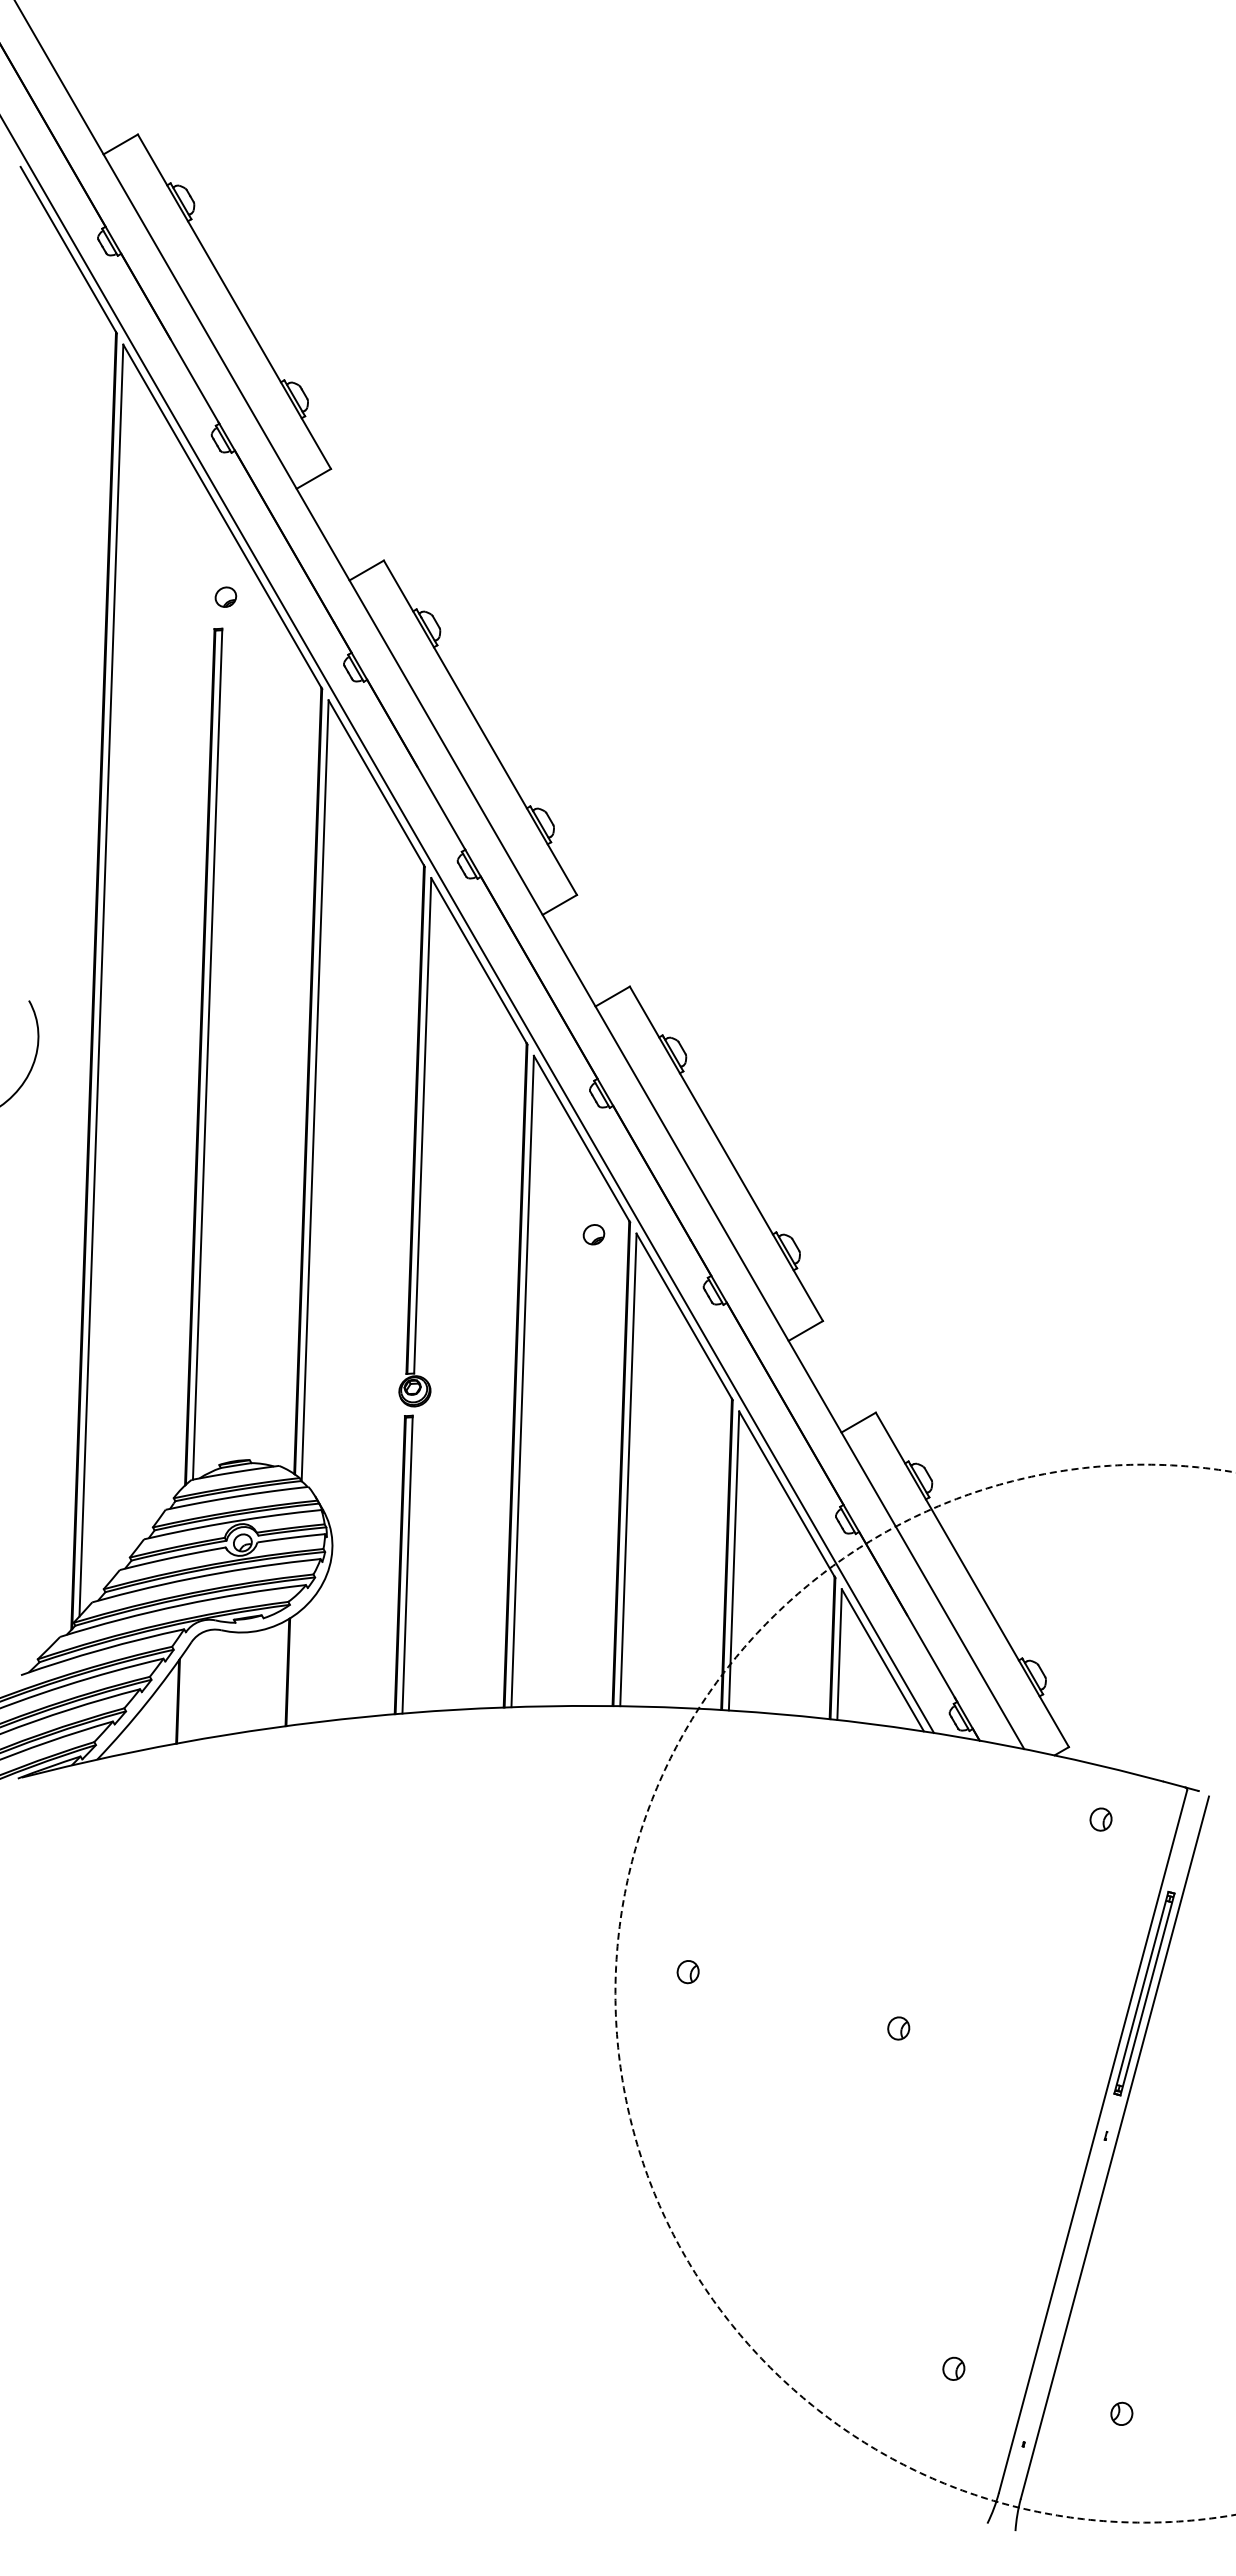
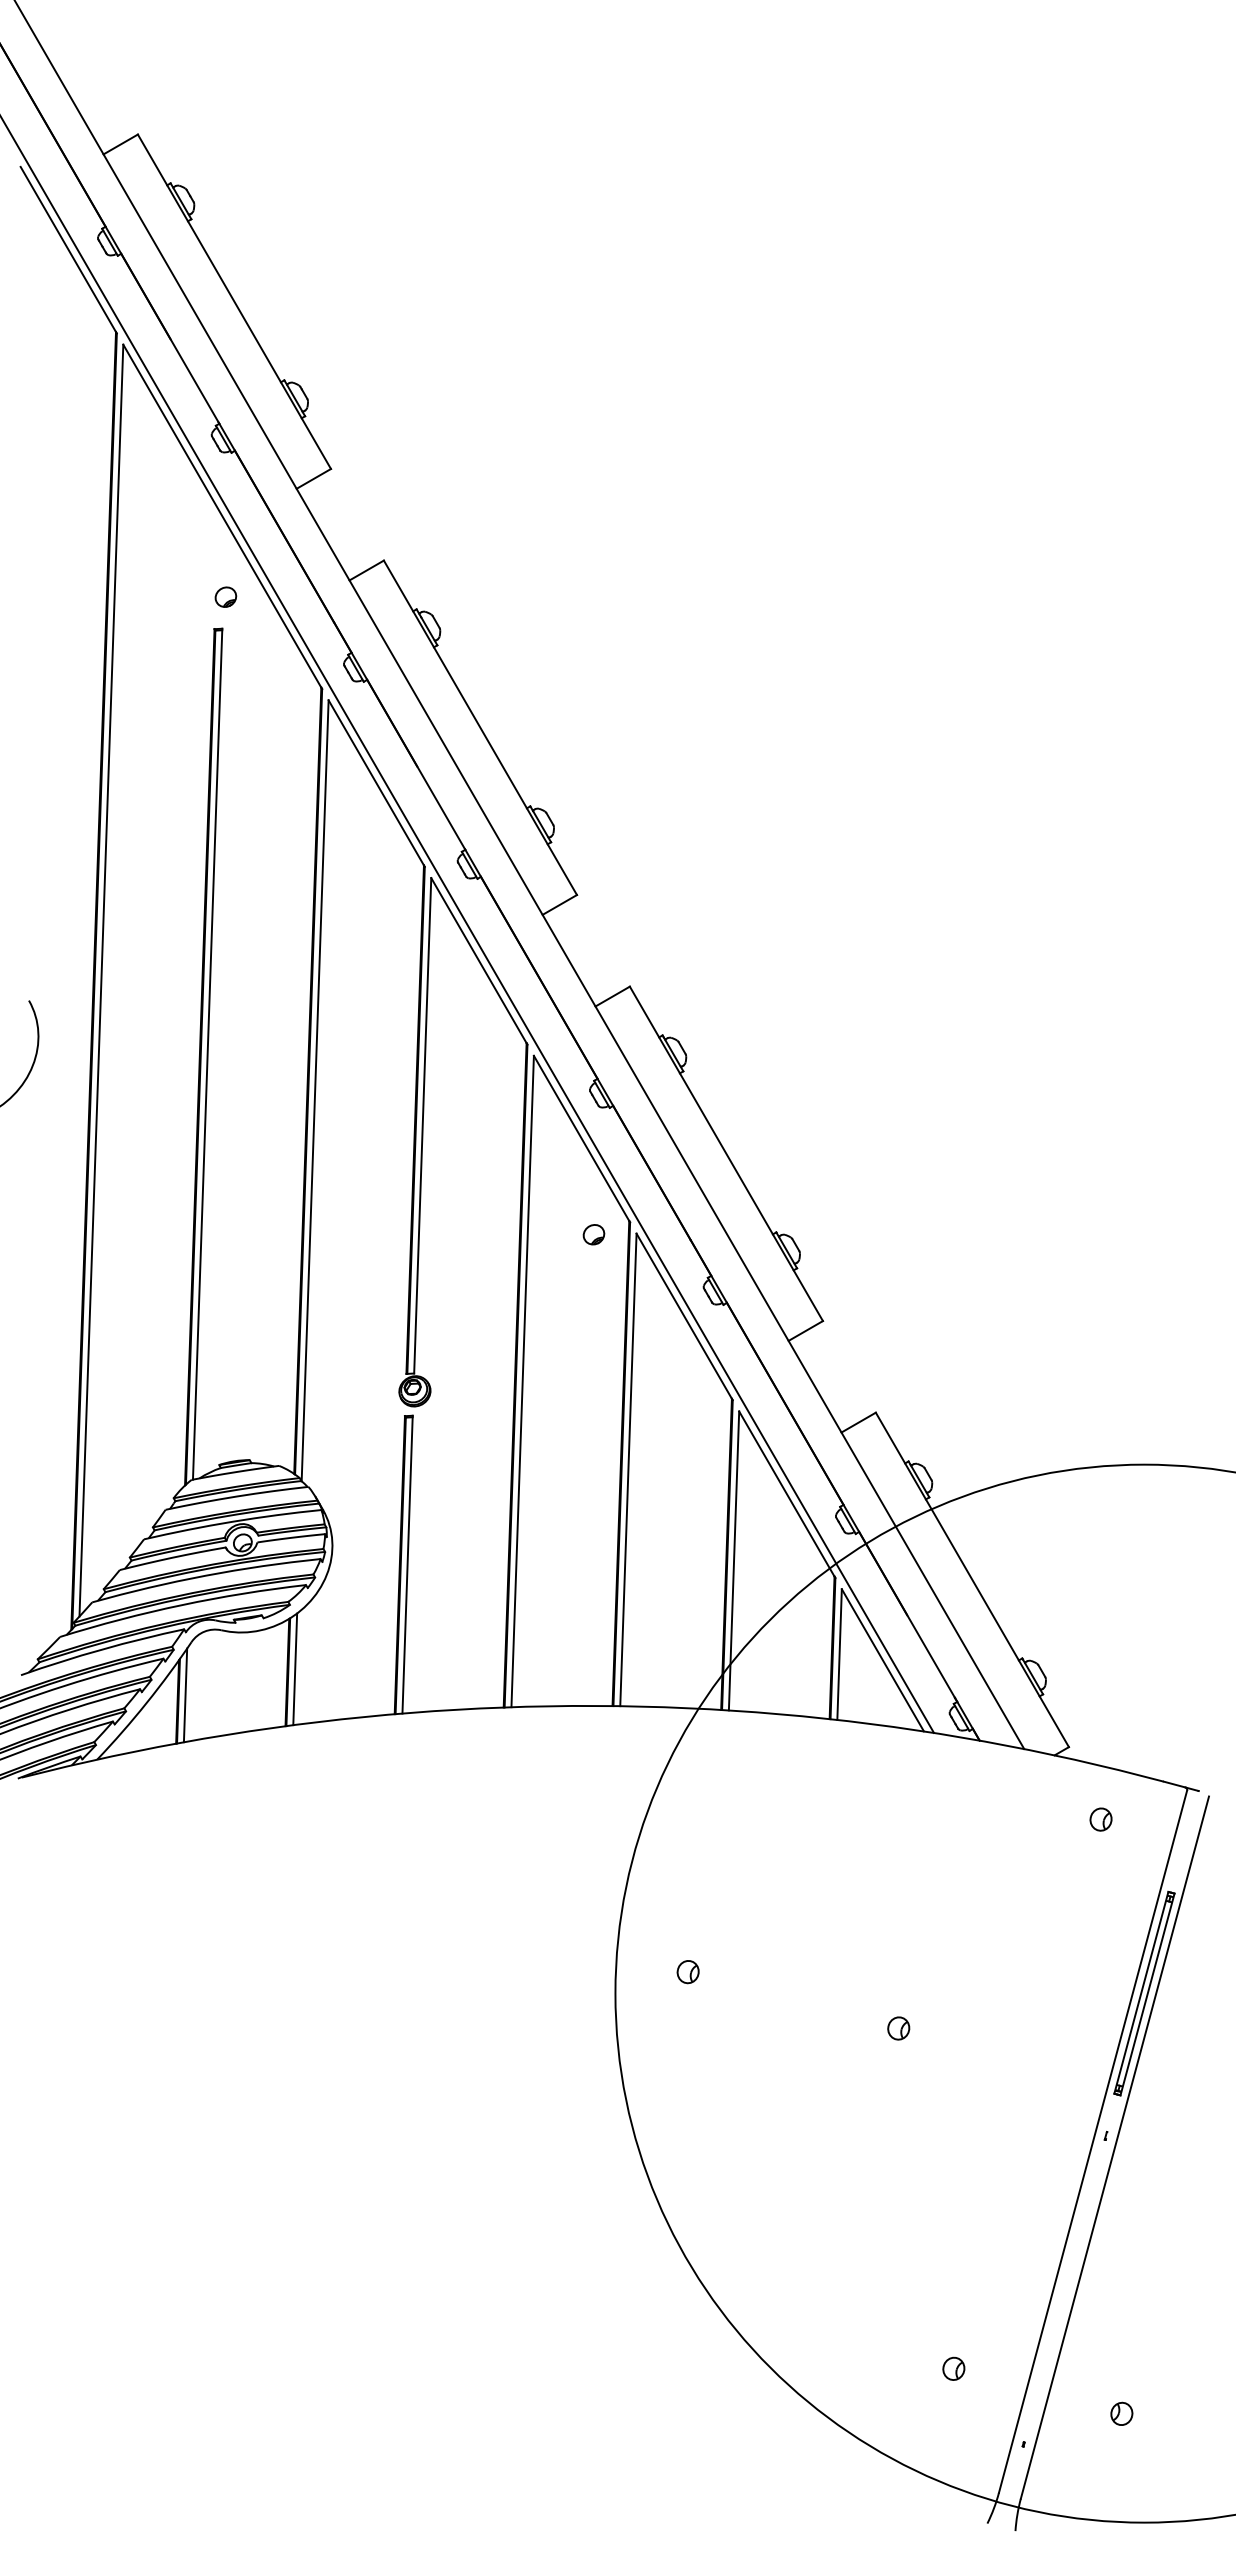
line: none -> present (295, 1669)
line: none -> present (185, 1695)
circle: dashed -> solid (925, 1993)
